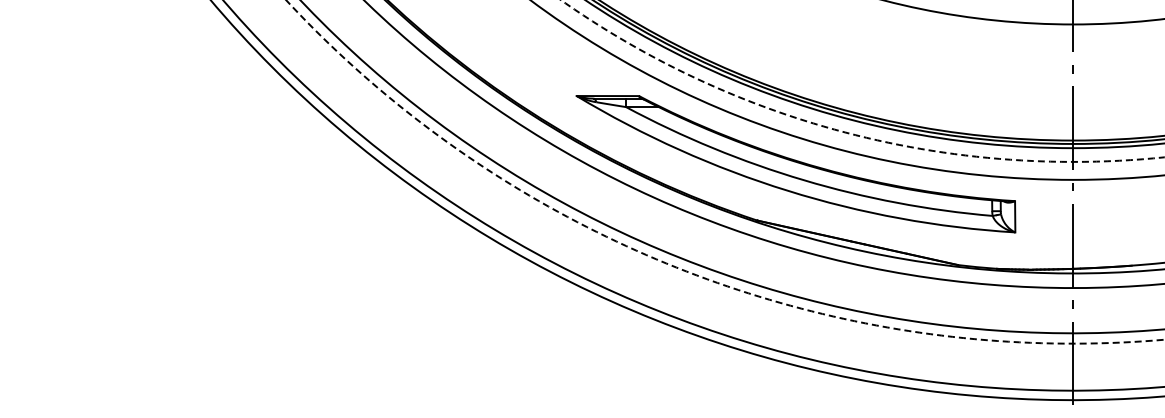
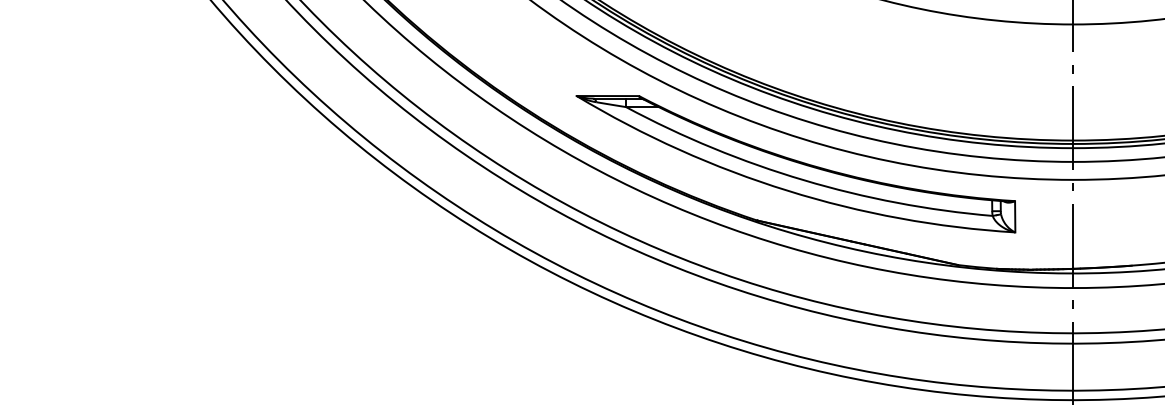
circle: dashed -> solid (862, 80)
arc: dashed -> solid (689, 272)
